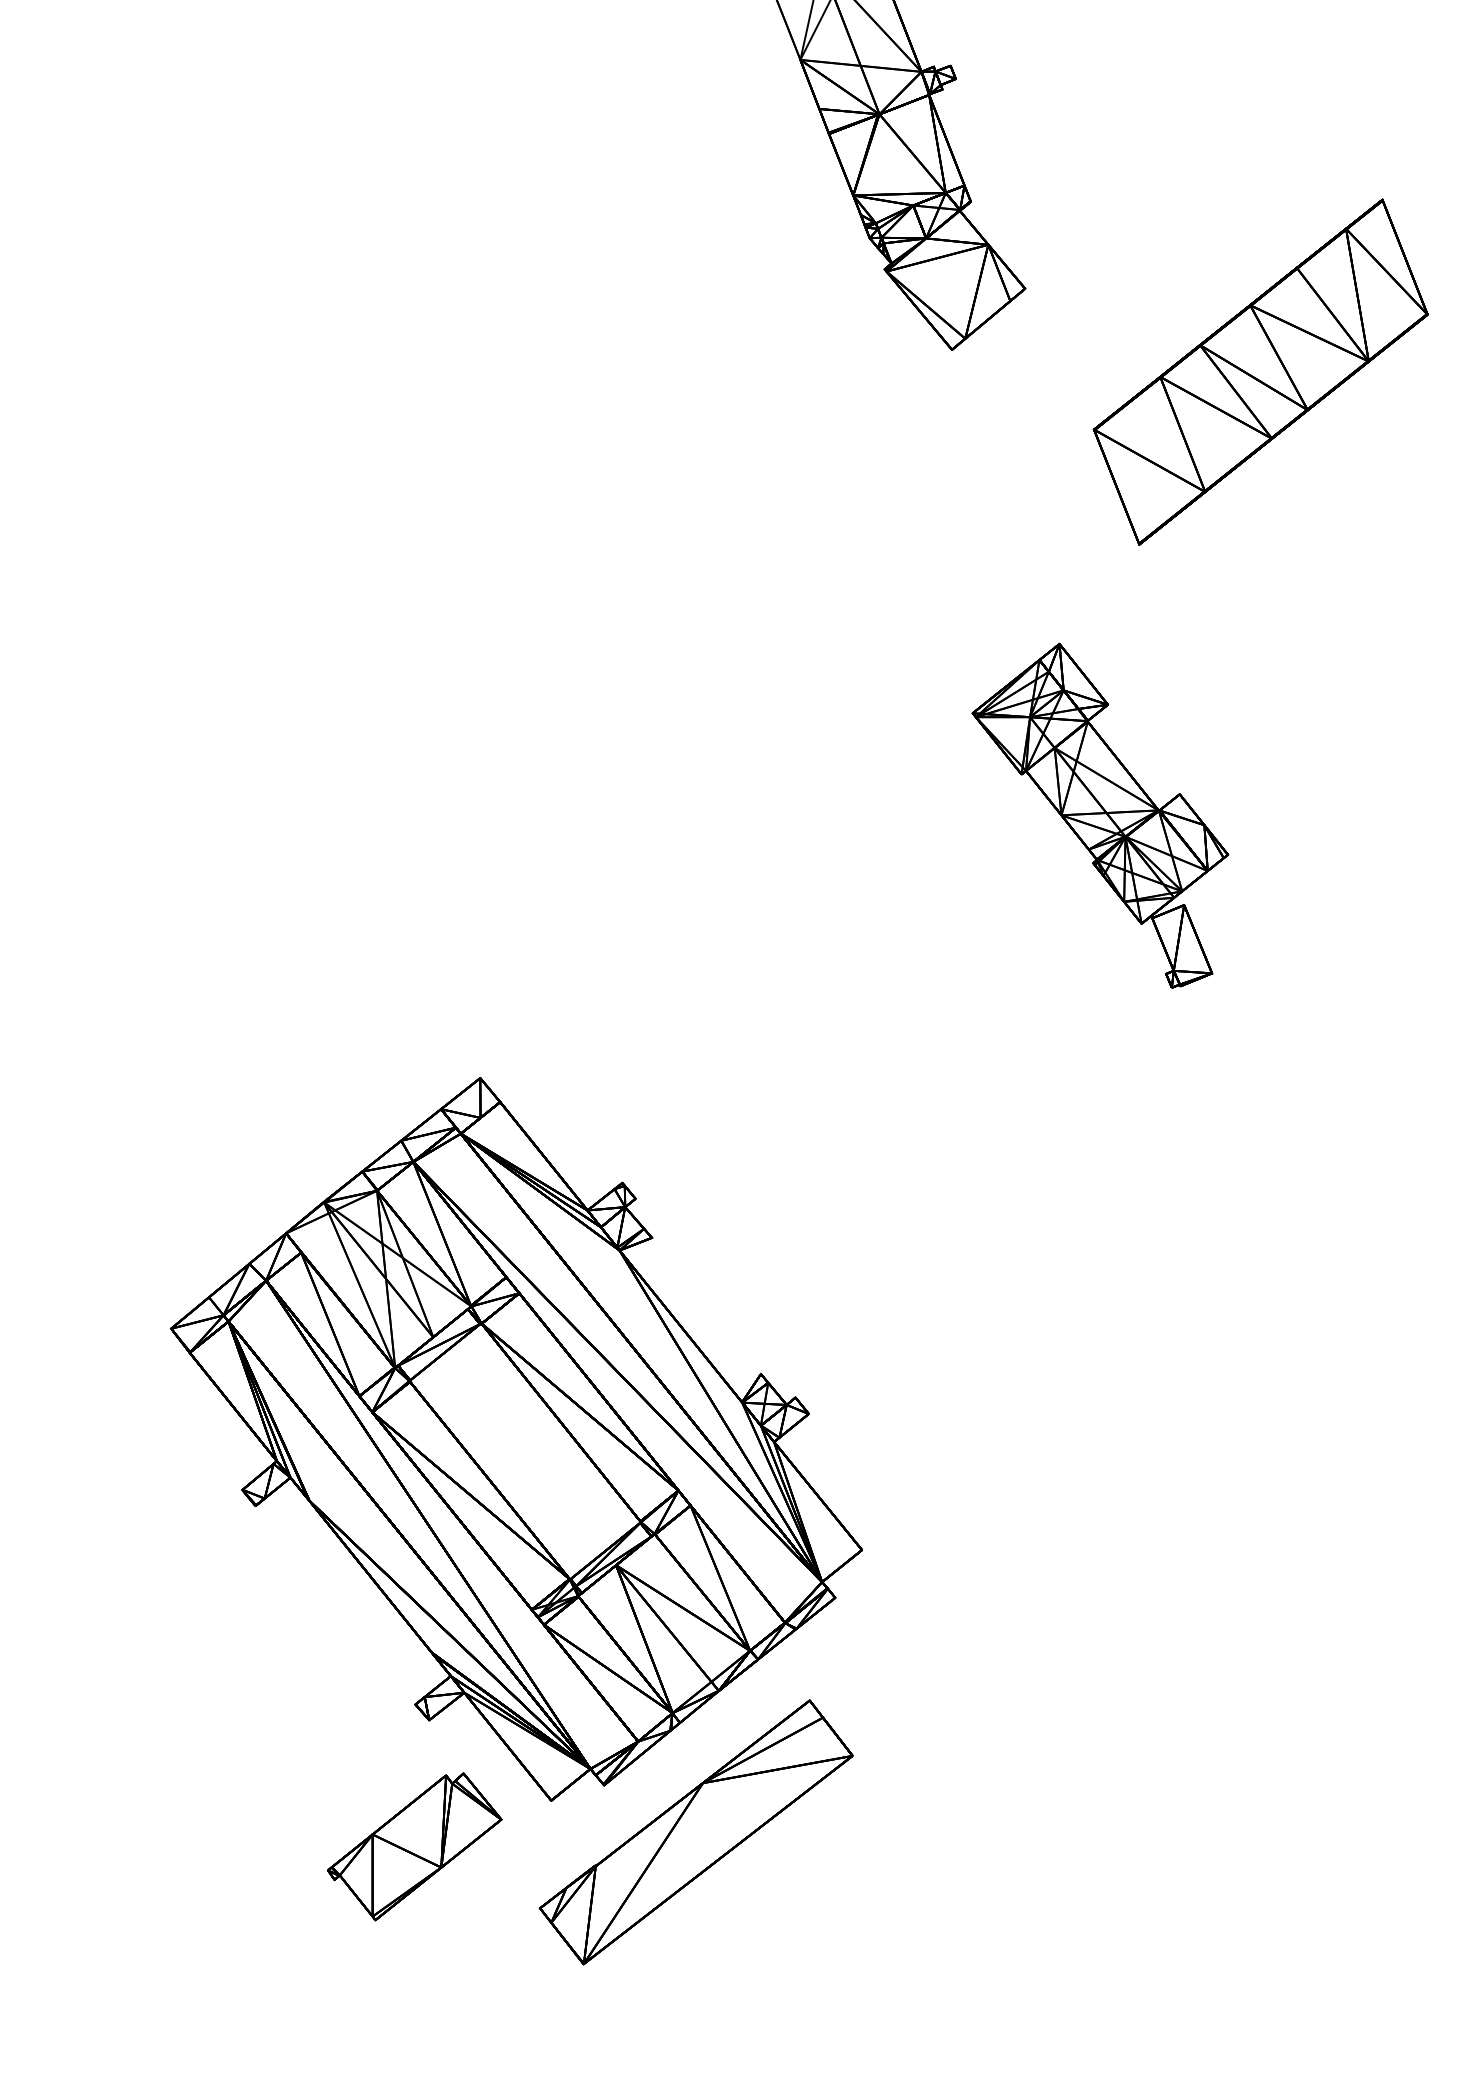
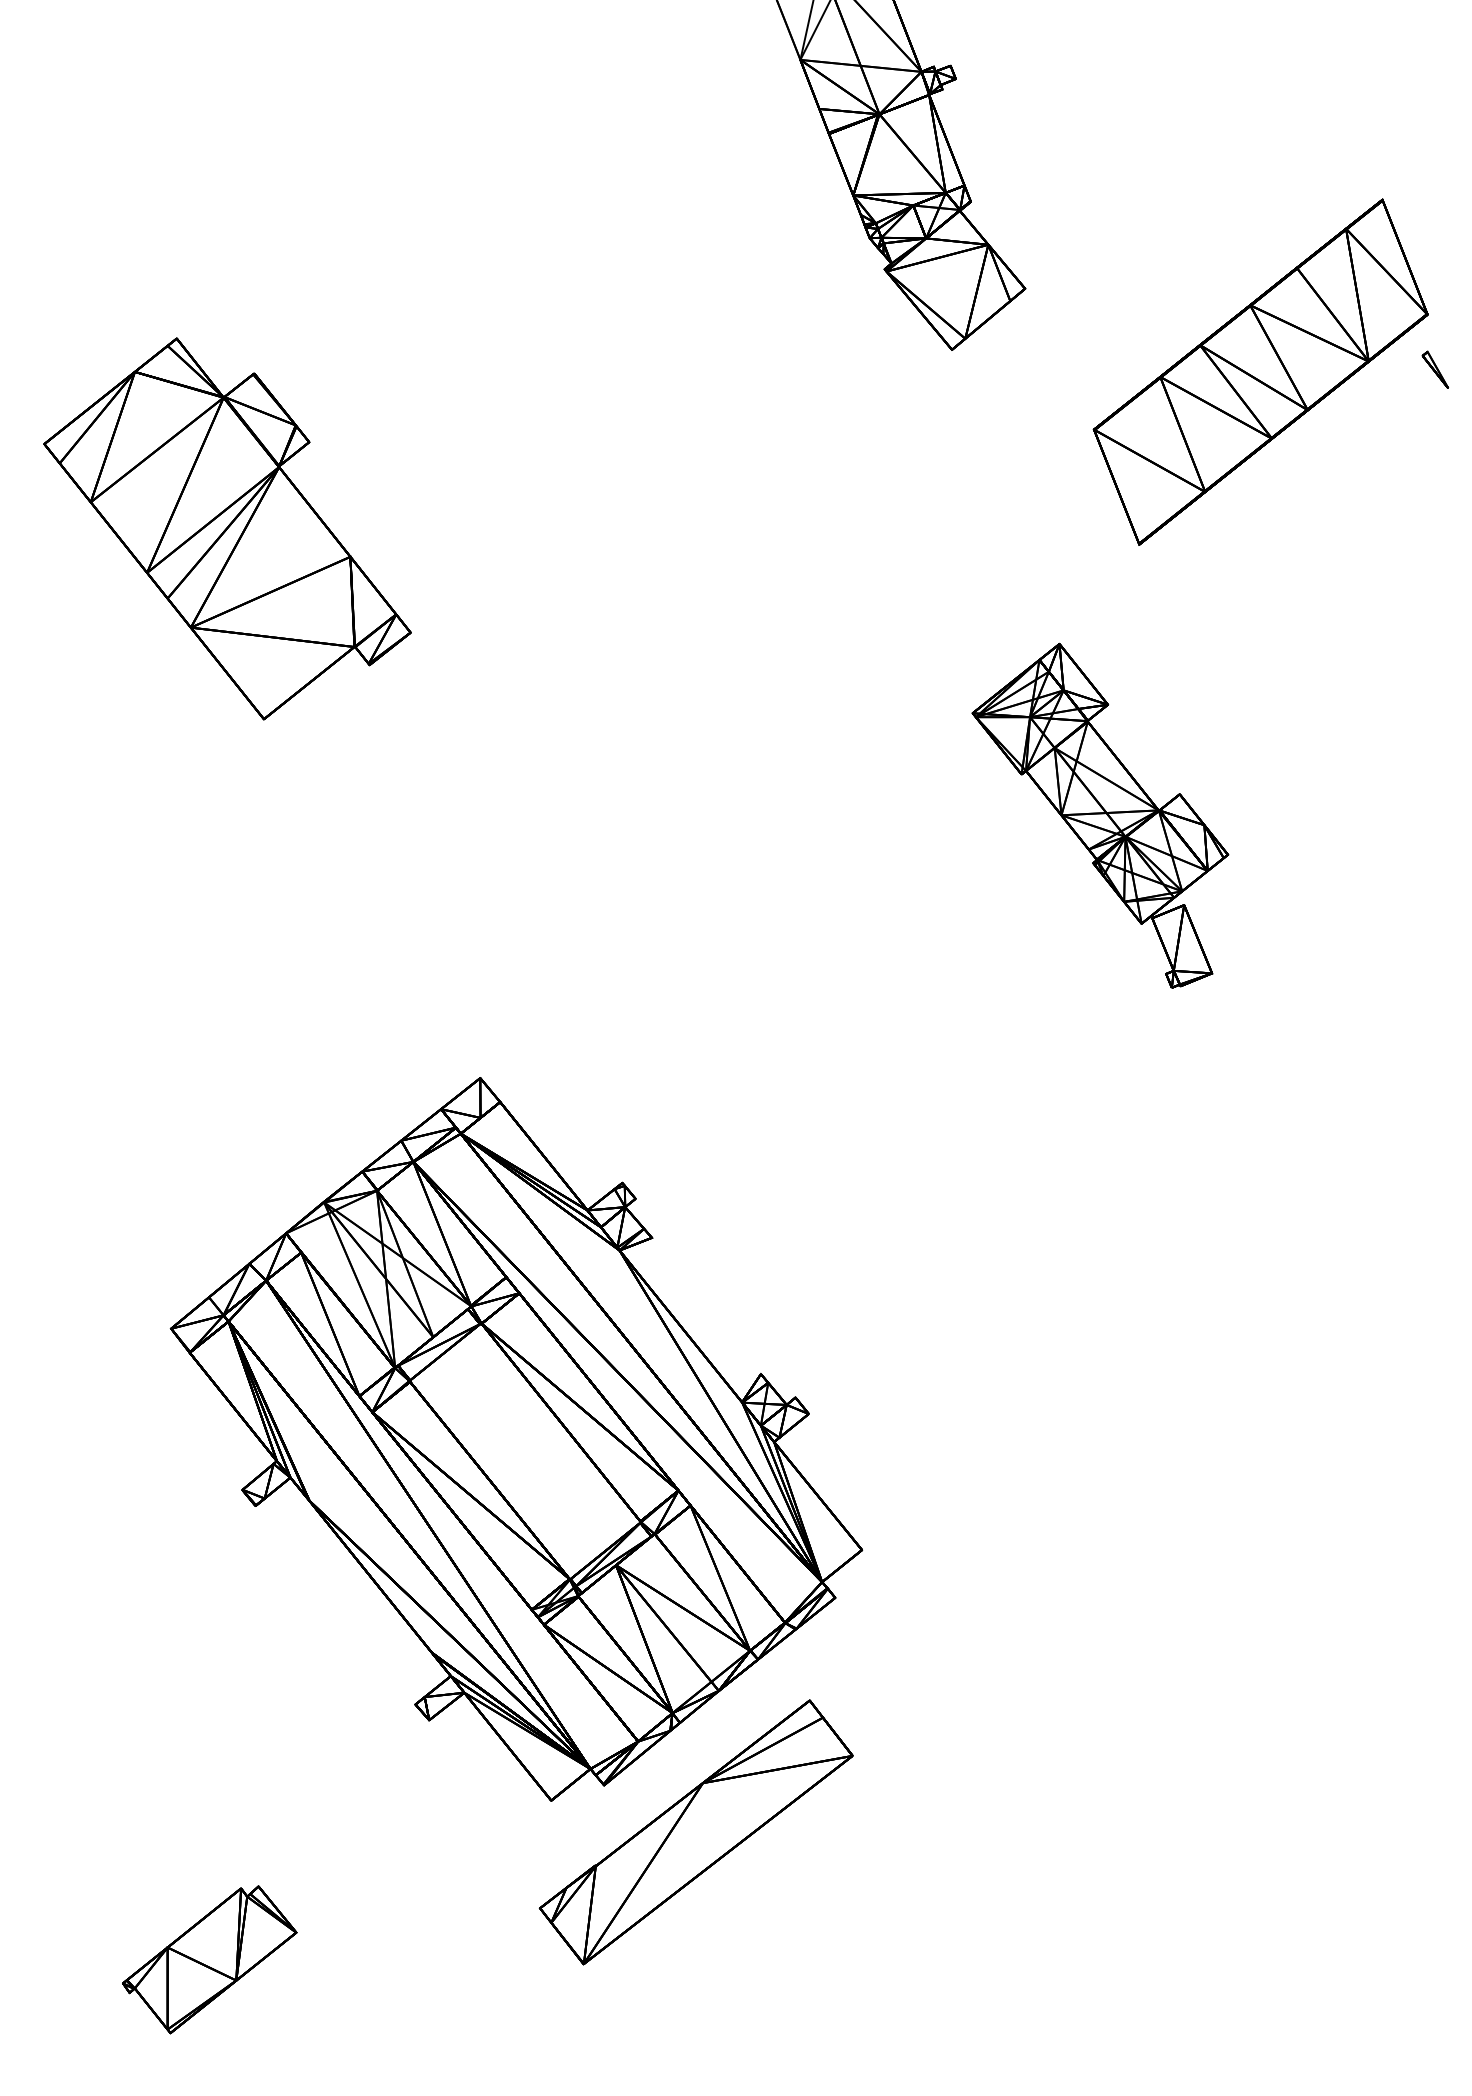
part: none -> present (1434, 369)
part: none -> present (227, 528)
part position: (414, 1846) -> (209, 1959) (209, 1959)
